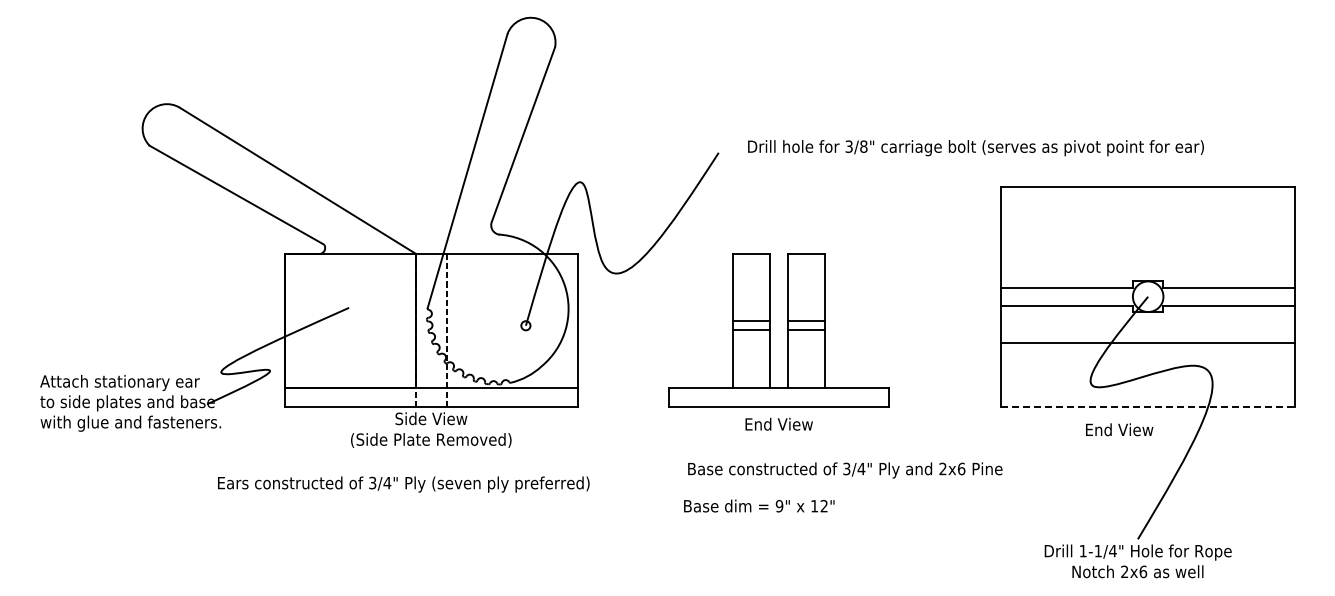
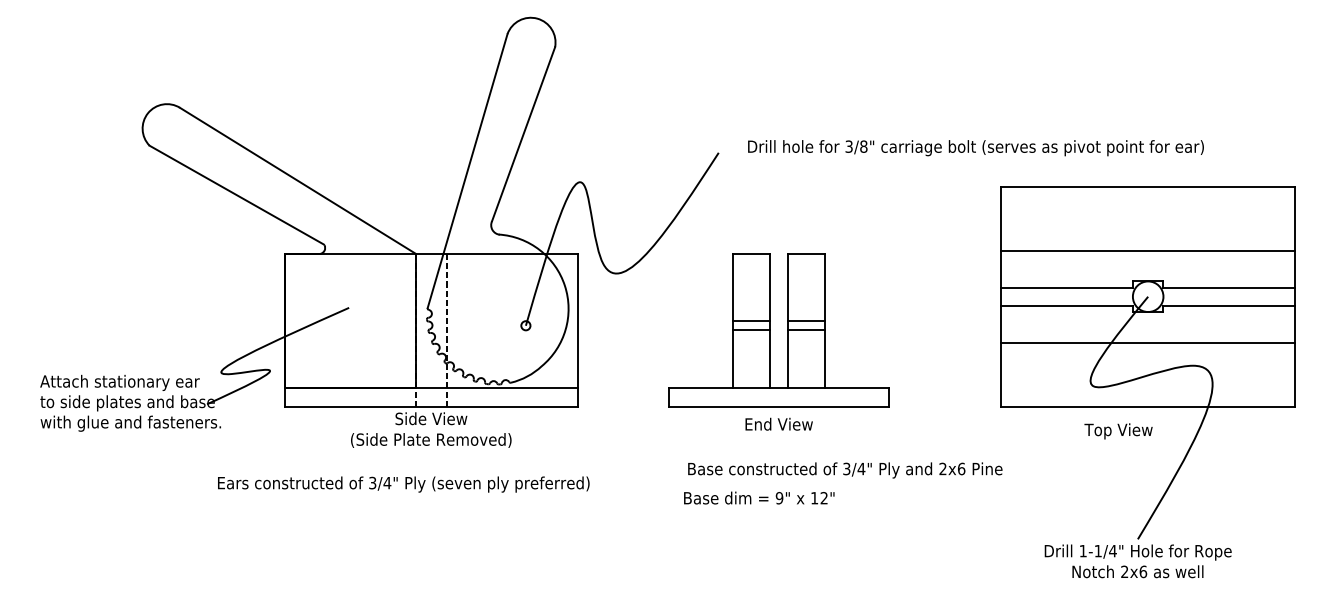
line: none -> present (1147, 250)
line: dashed -> solid (1148, 406)
text: End View -> Top View (1118, 431)
text position: (759, 505) -> (759, 497) (759, 497)
